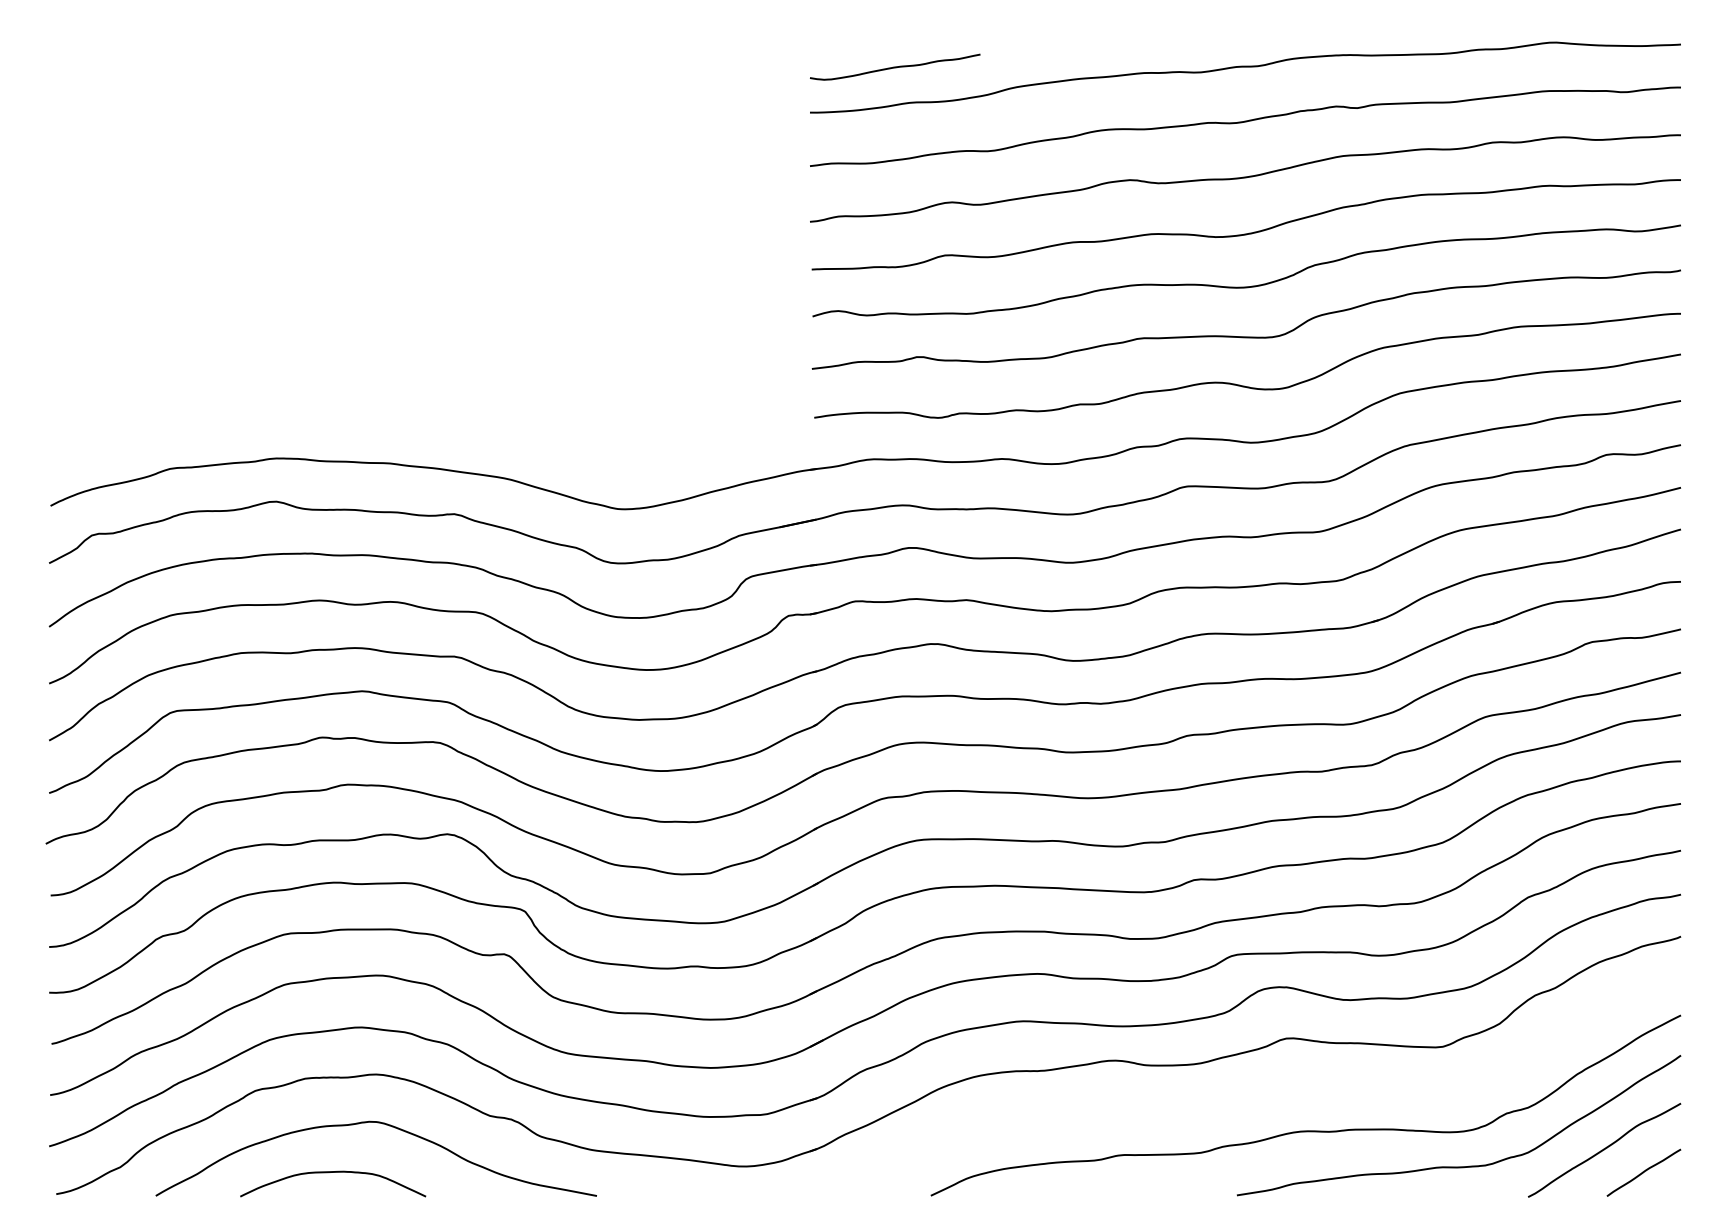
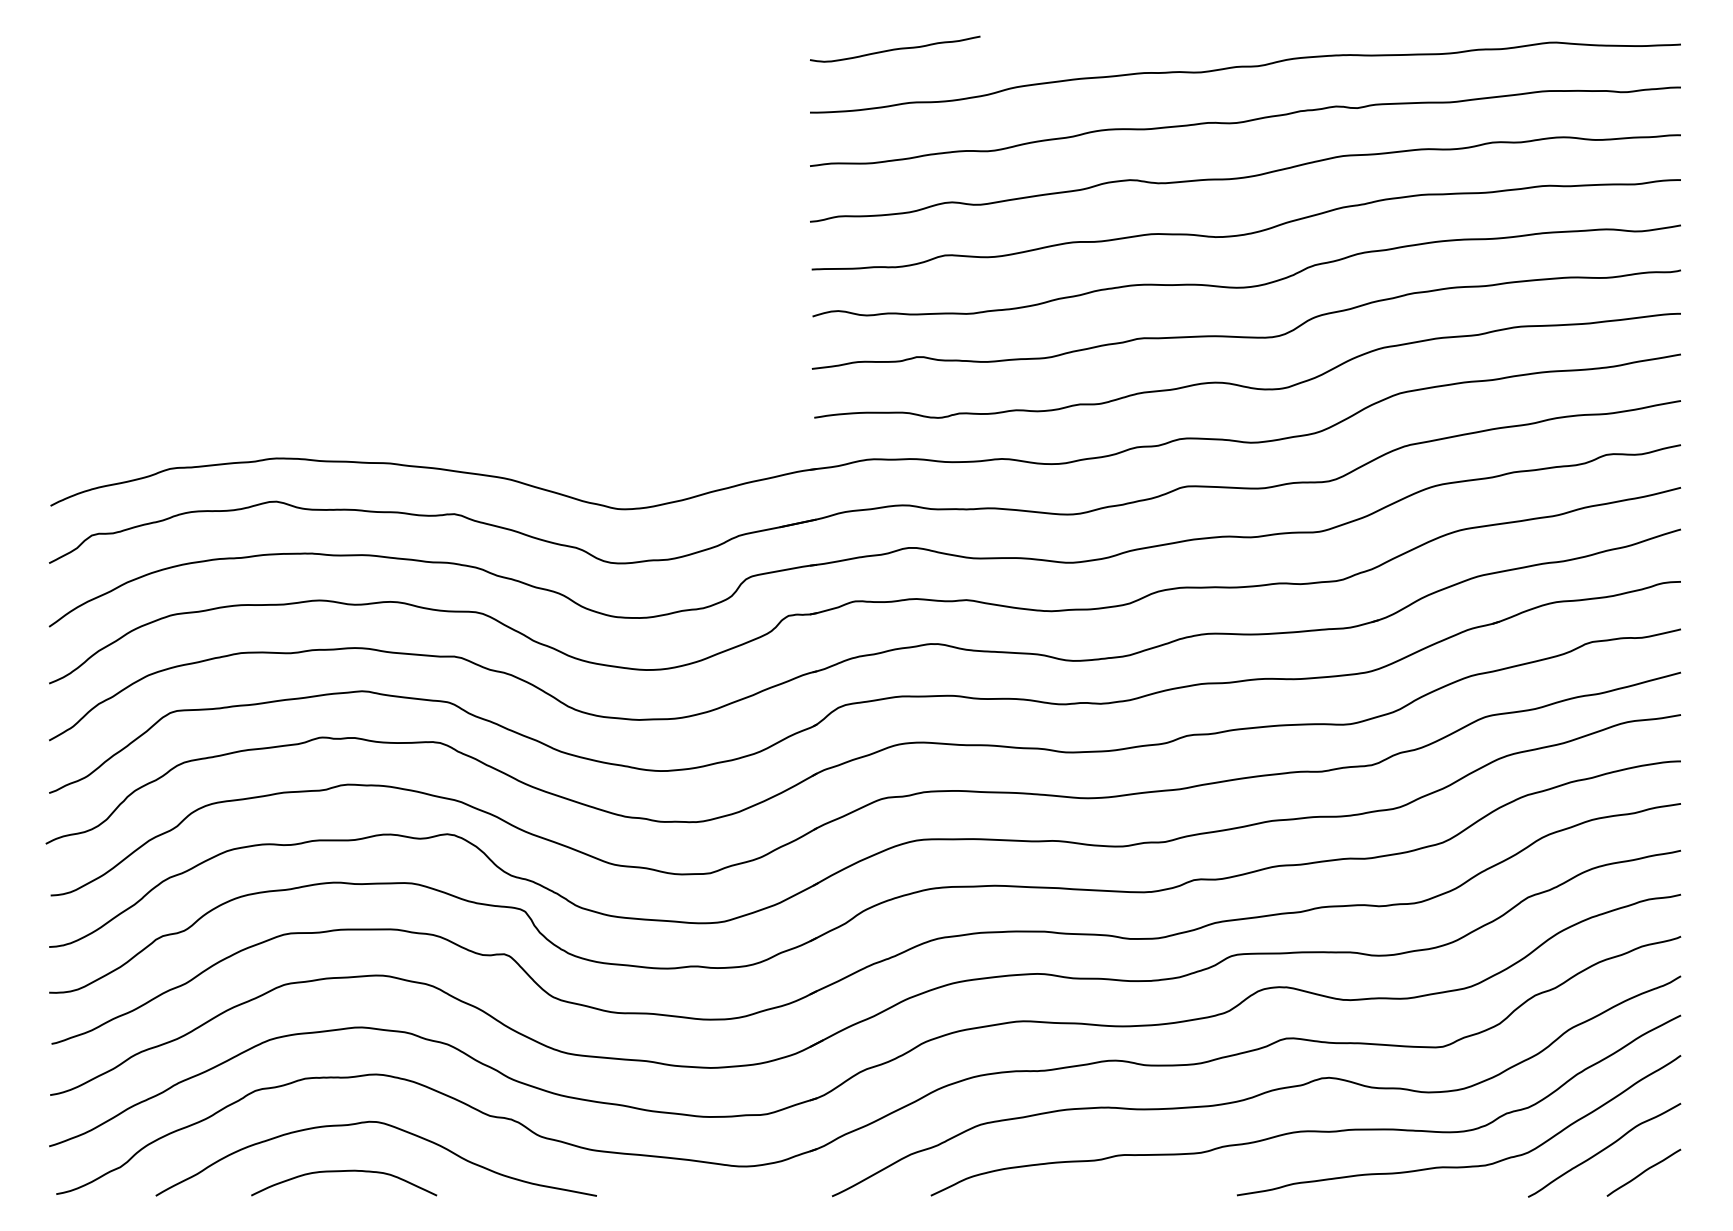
curve position: (895, 66) -> (895, 48) (895, 48)
curve: none -> present (1259, 1093)
curve position: (333, 1172) -> (344, 1171) (344, 1171)
